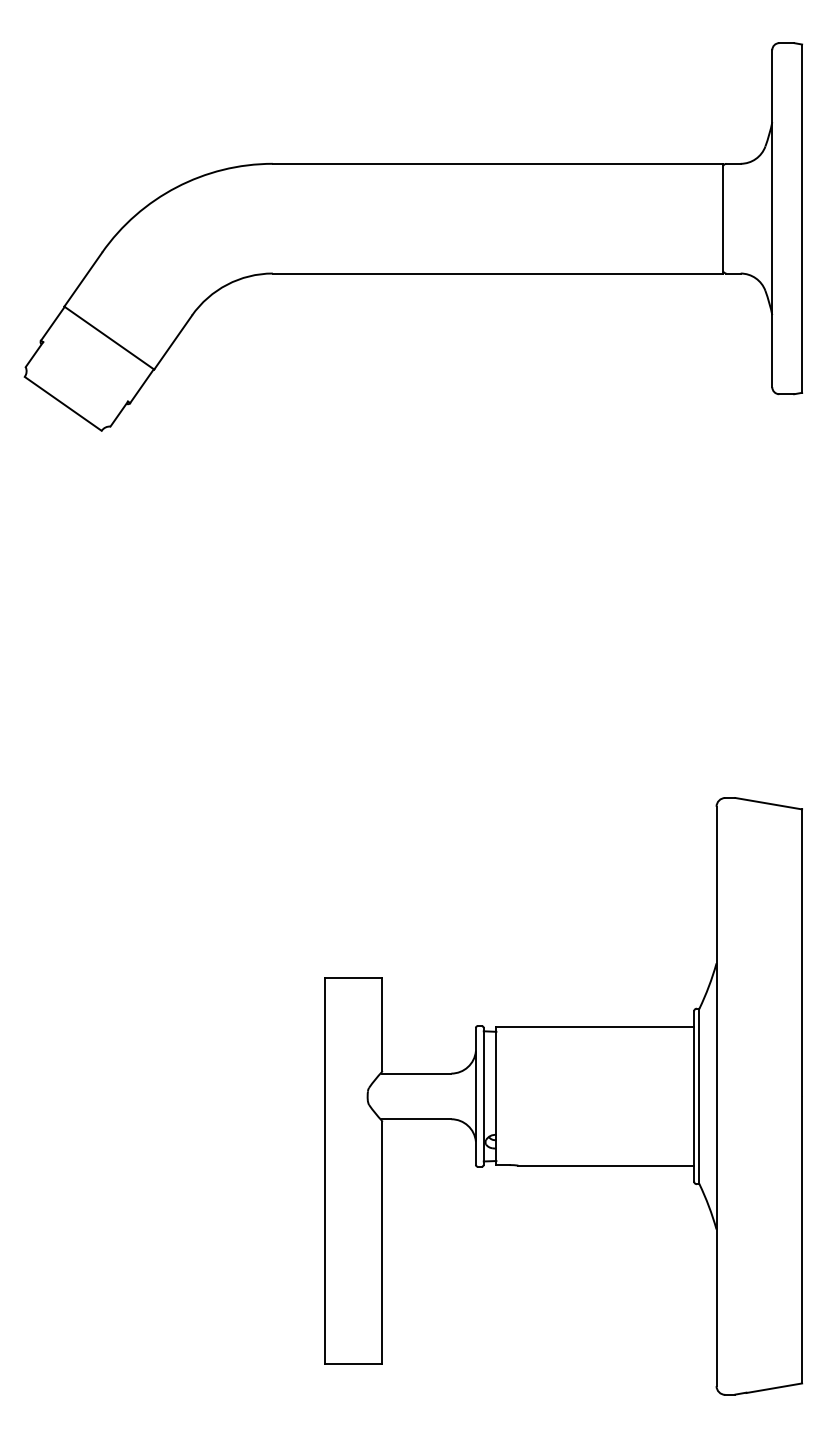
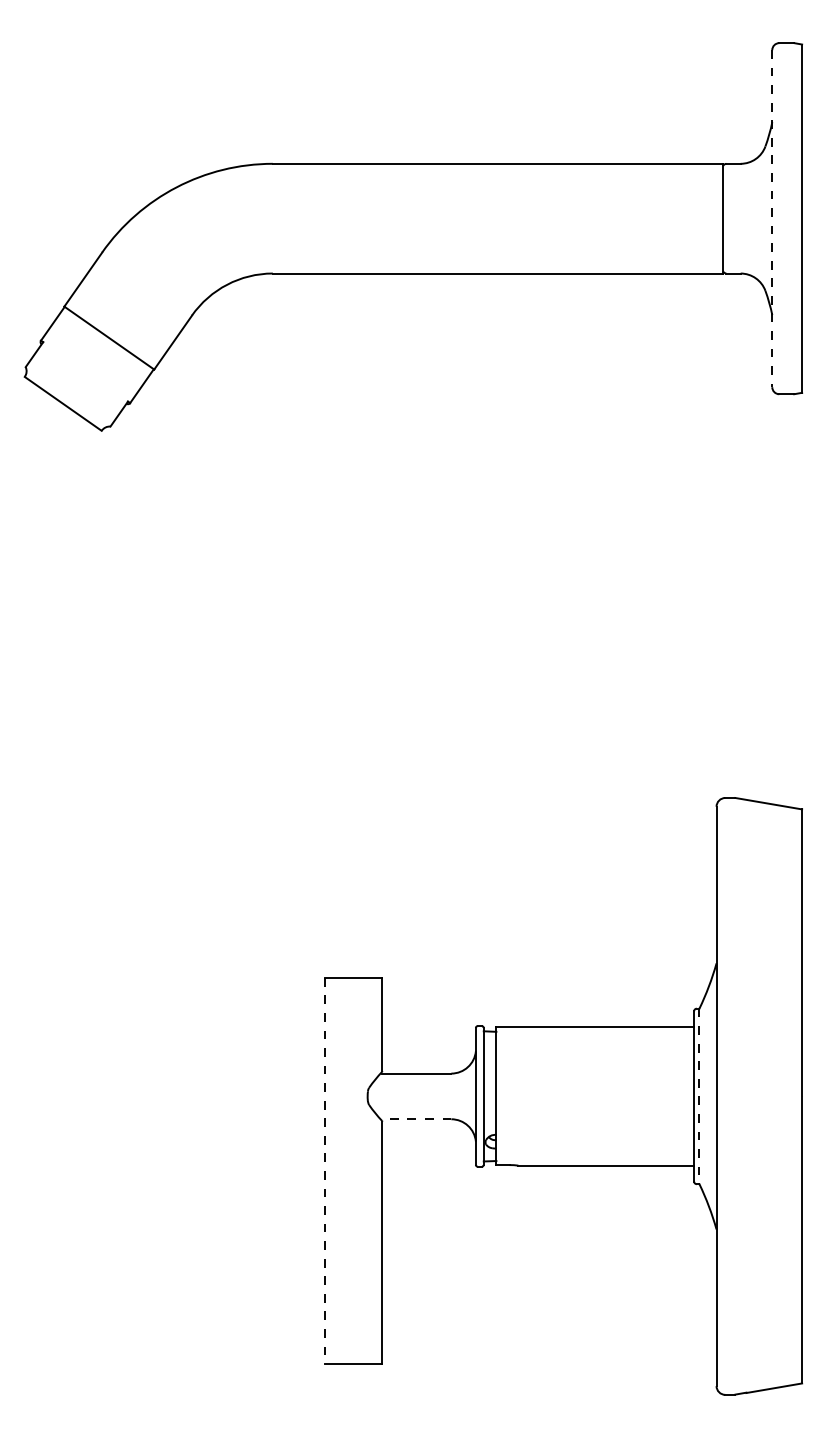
line: solid -> dashed (772, 218)
line: solid -> dashed (699, 1096)
line: solid -> dashed (416, 1119)
line: solid -> dashed (325, 1171)
